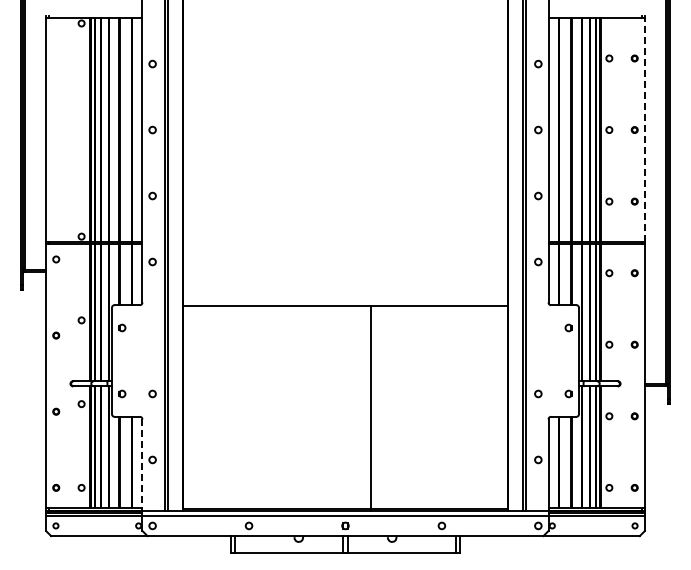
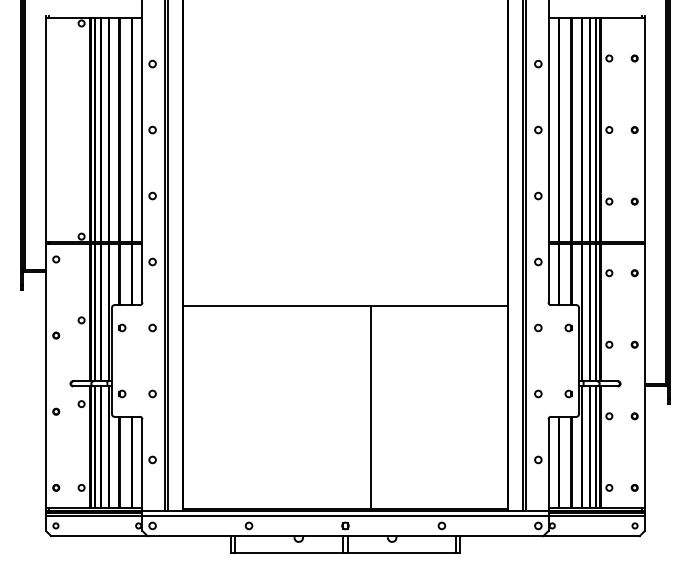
line: dashed -> solid (644, 130)
circle: none -> present (152, 327)
circle: none -> present (538, 327)
line: dashed -> solid (142, 465)
